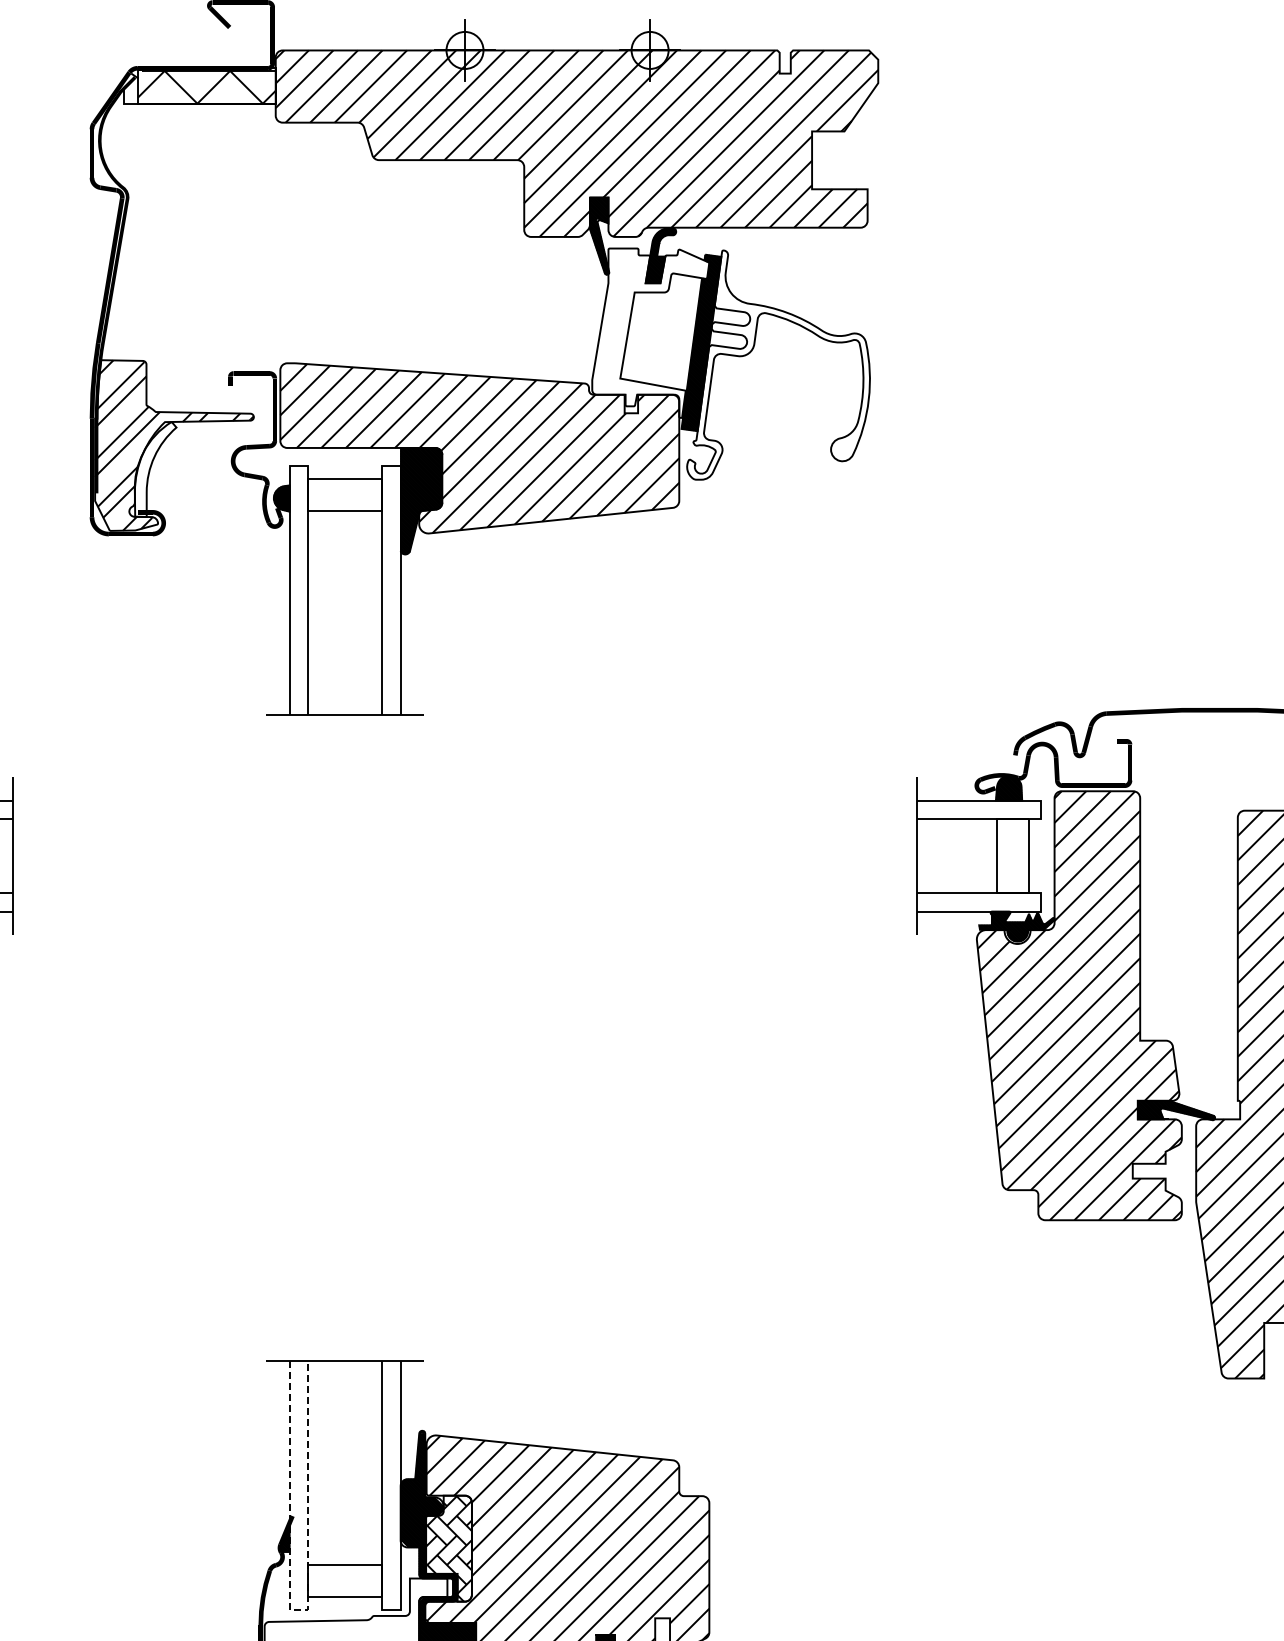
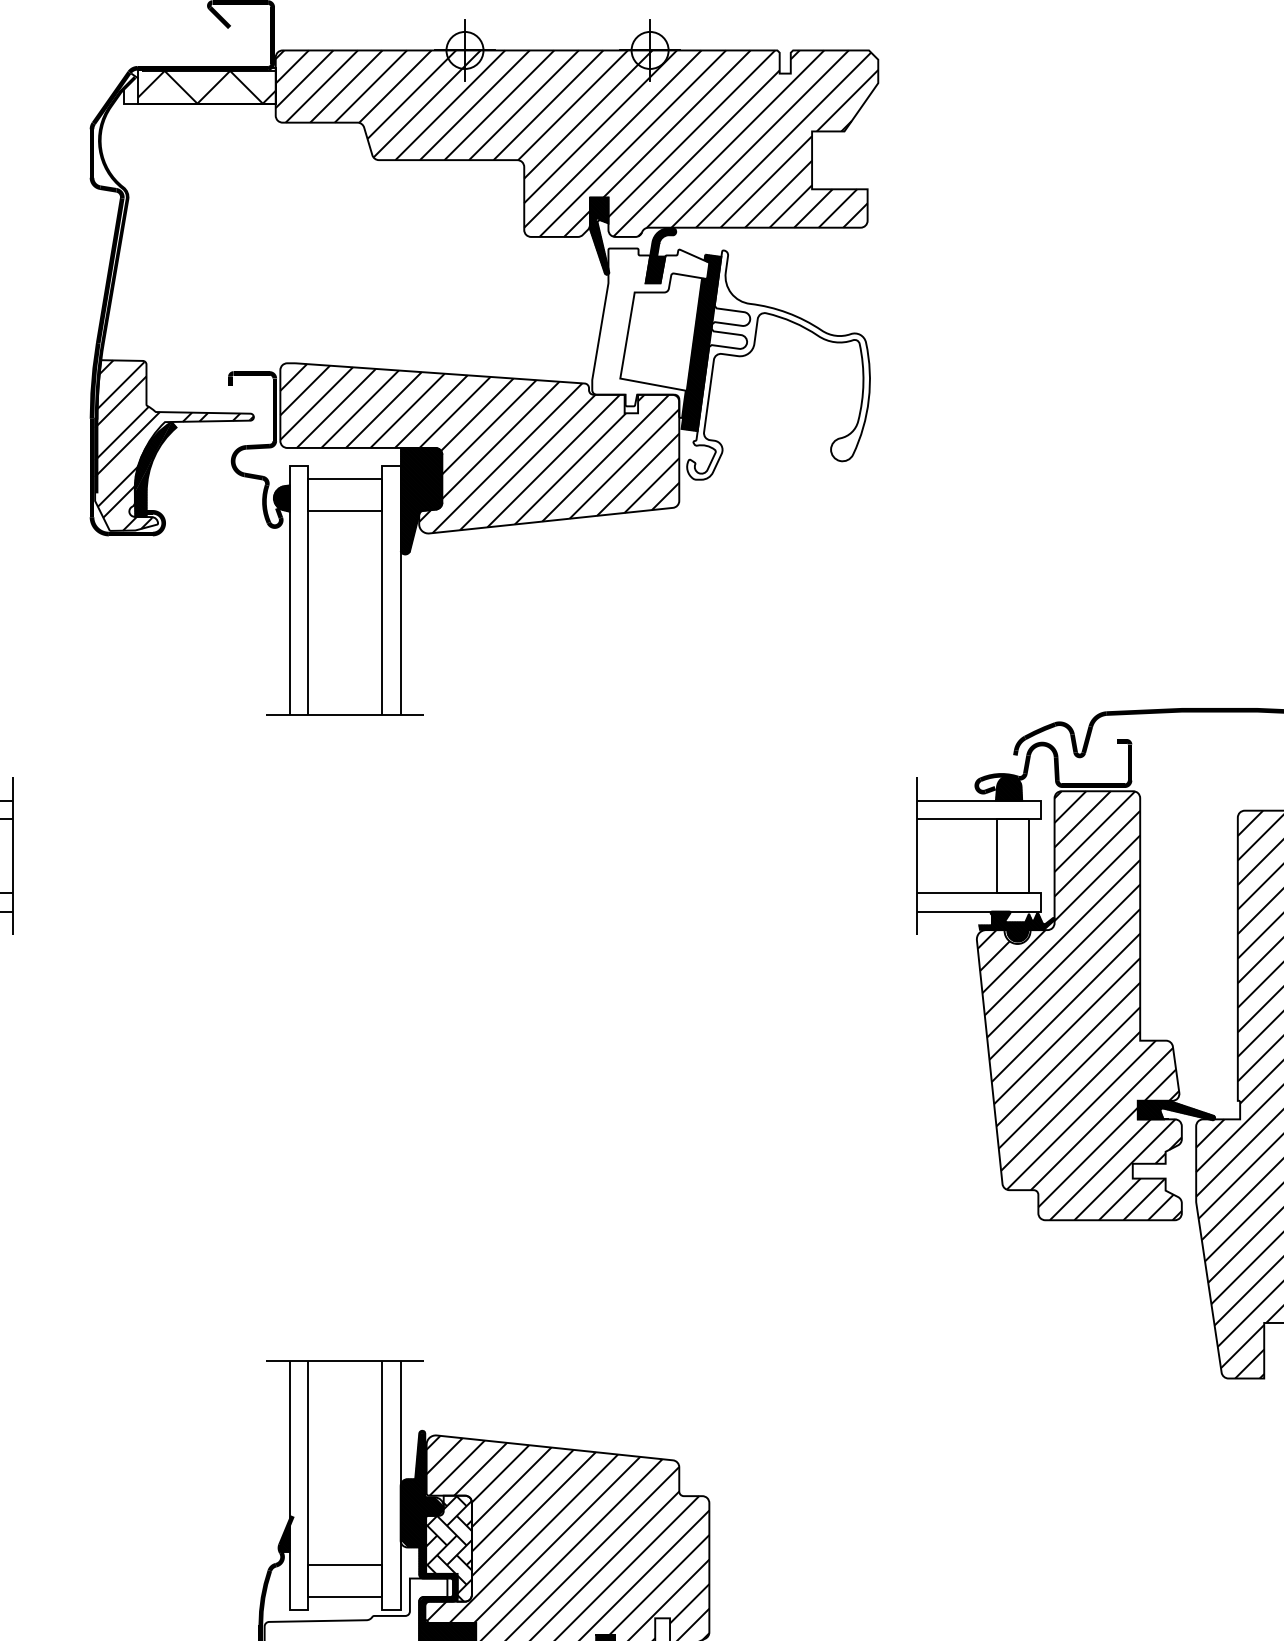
hatch: none -> present (155, 469)
line: dashed -> solid (299, 1609)
